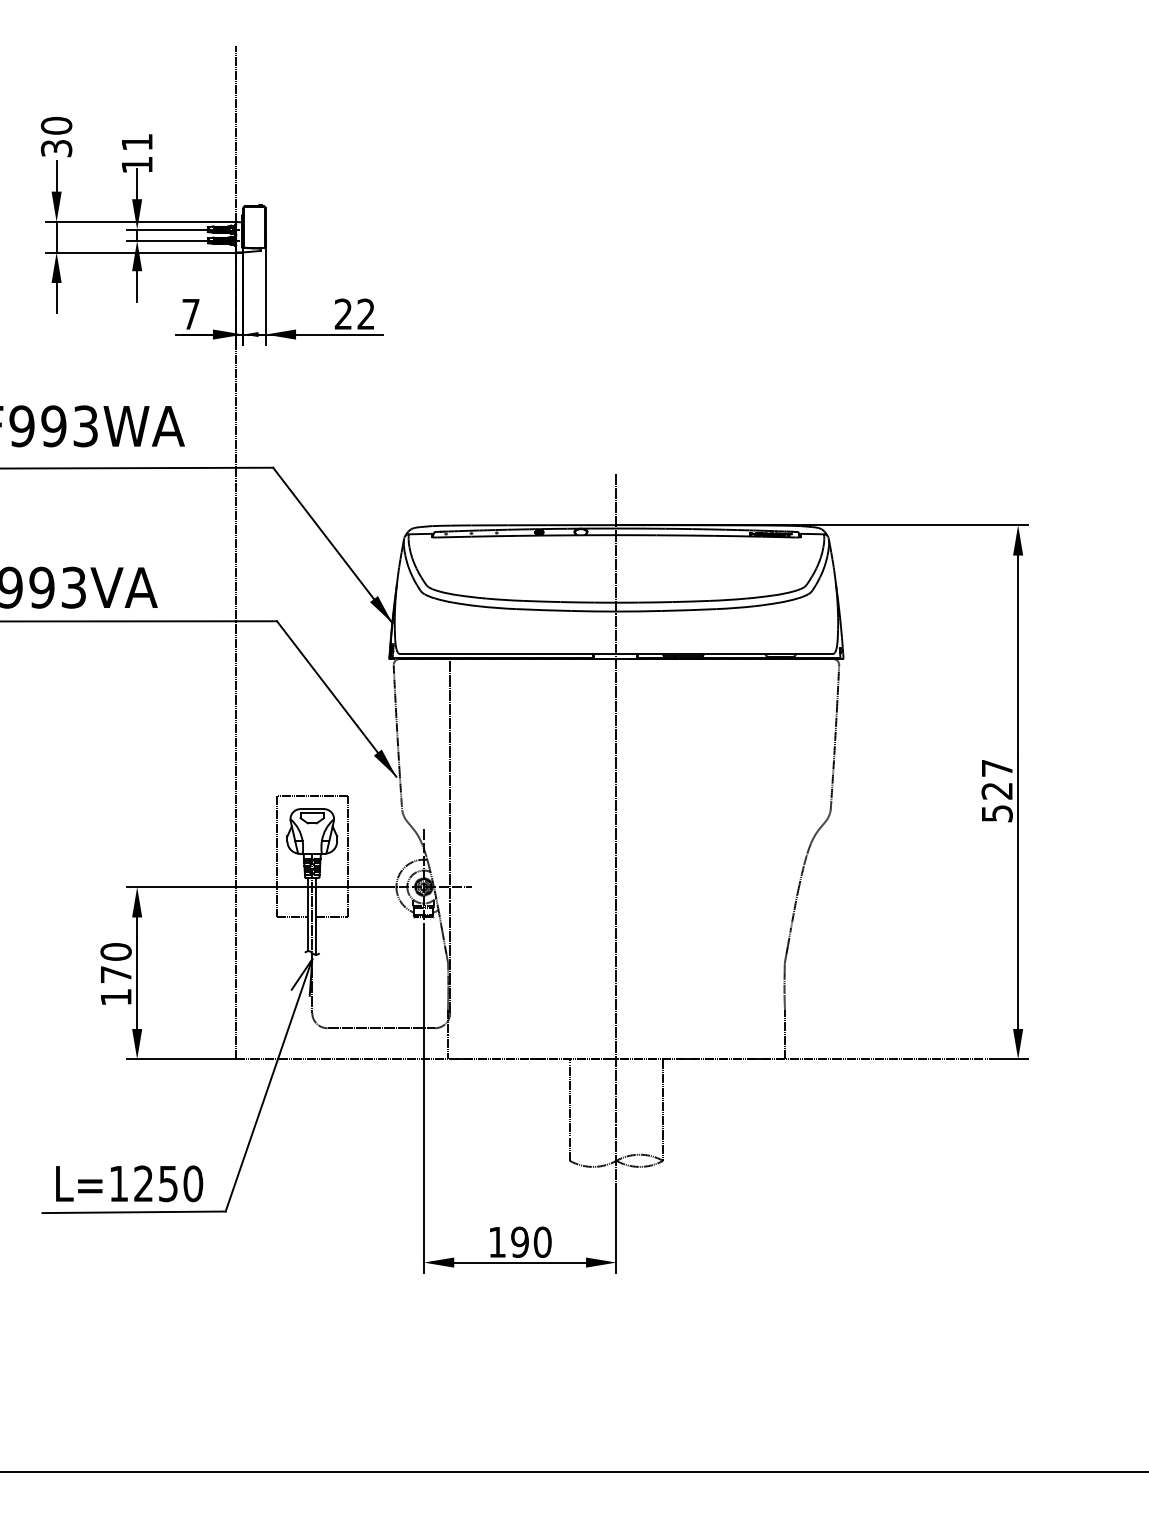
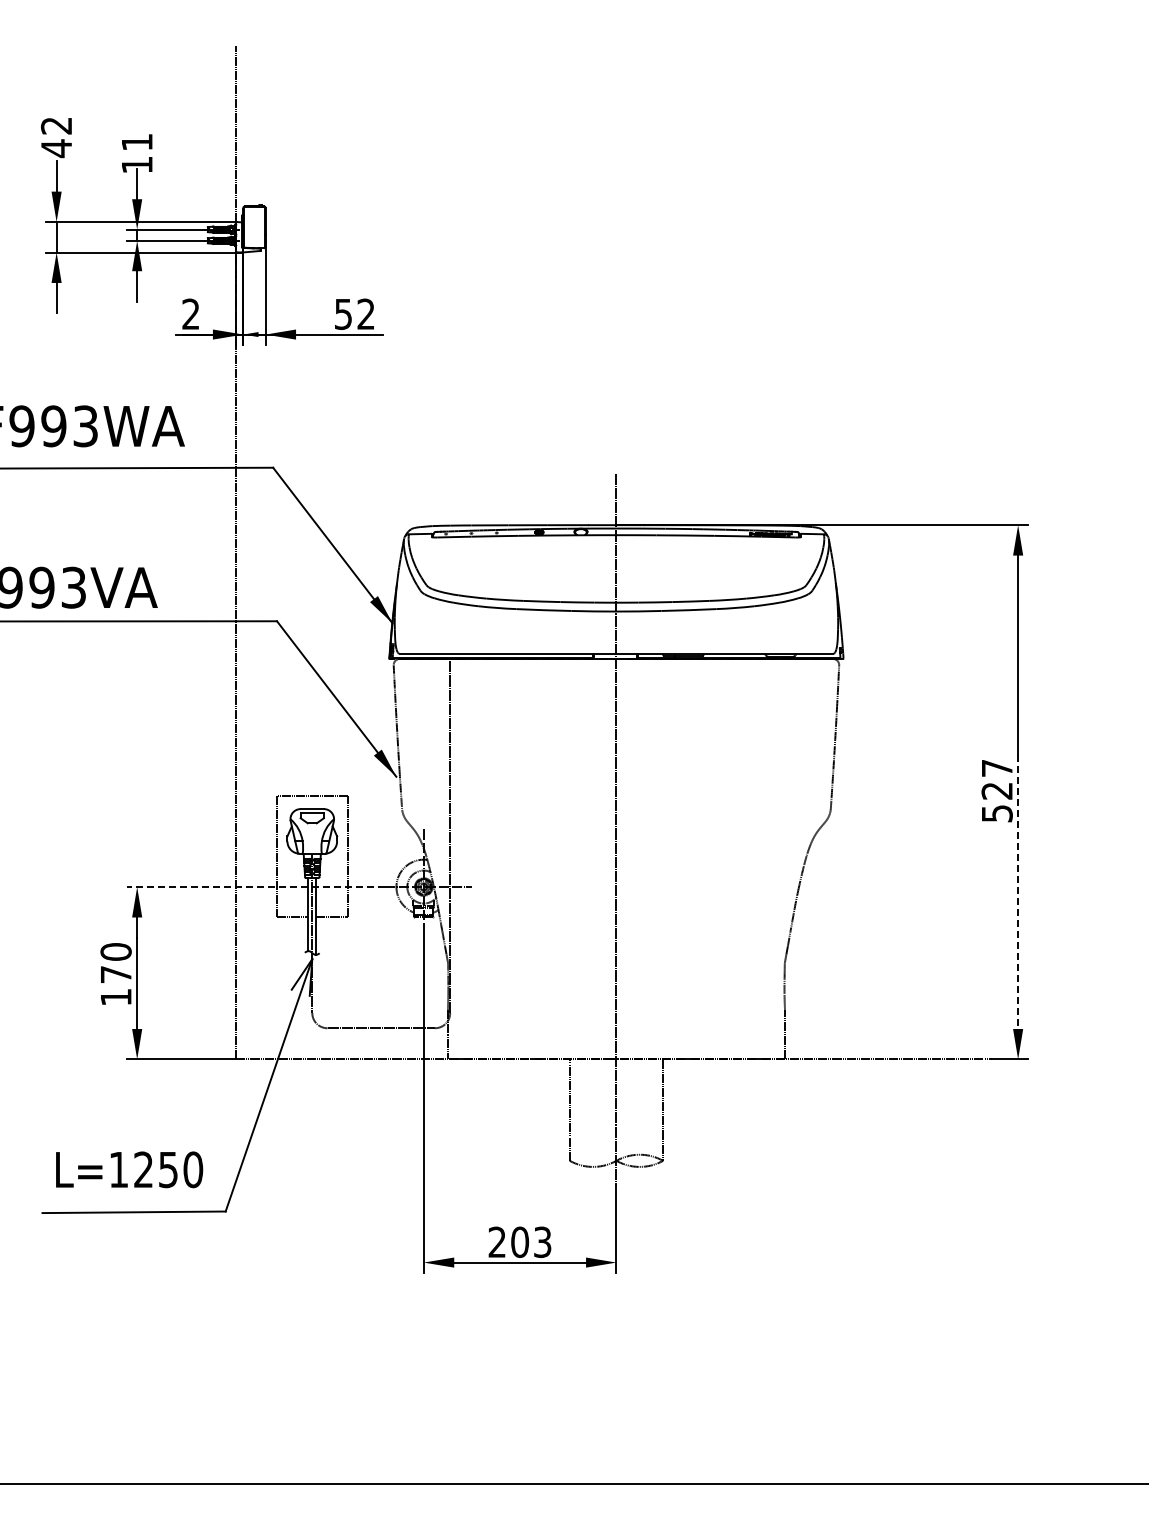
text: 30 -> 42 (56, 137)
text: 7 -> 2 (190, 313)
text: 22 -> 52 (342, 313)
line: solid -> dashed (255, 887)
line: solid -> dashed (1018, 892)
text position: (129, 1183) -> (129, 1169) (129, 1169)
text: 190 -> 203 (519, 1241)
line position: (573, 1472) -> (573, 1484) (573, 1484)
